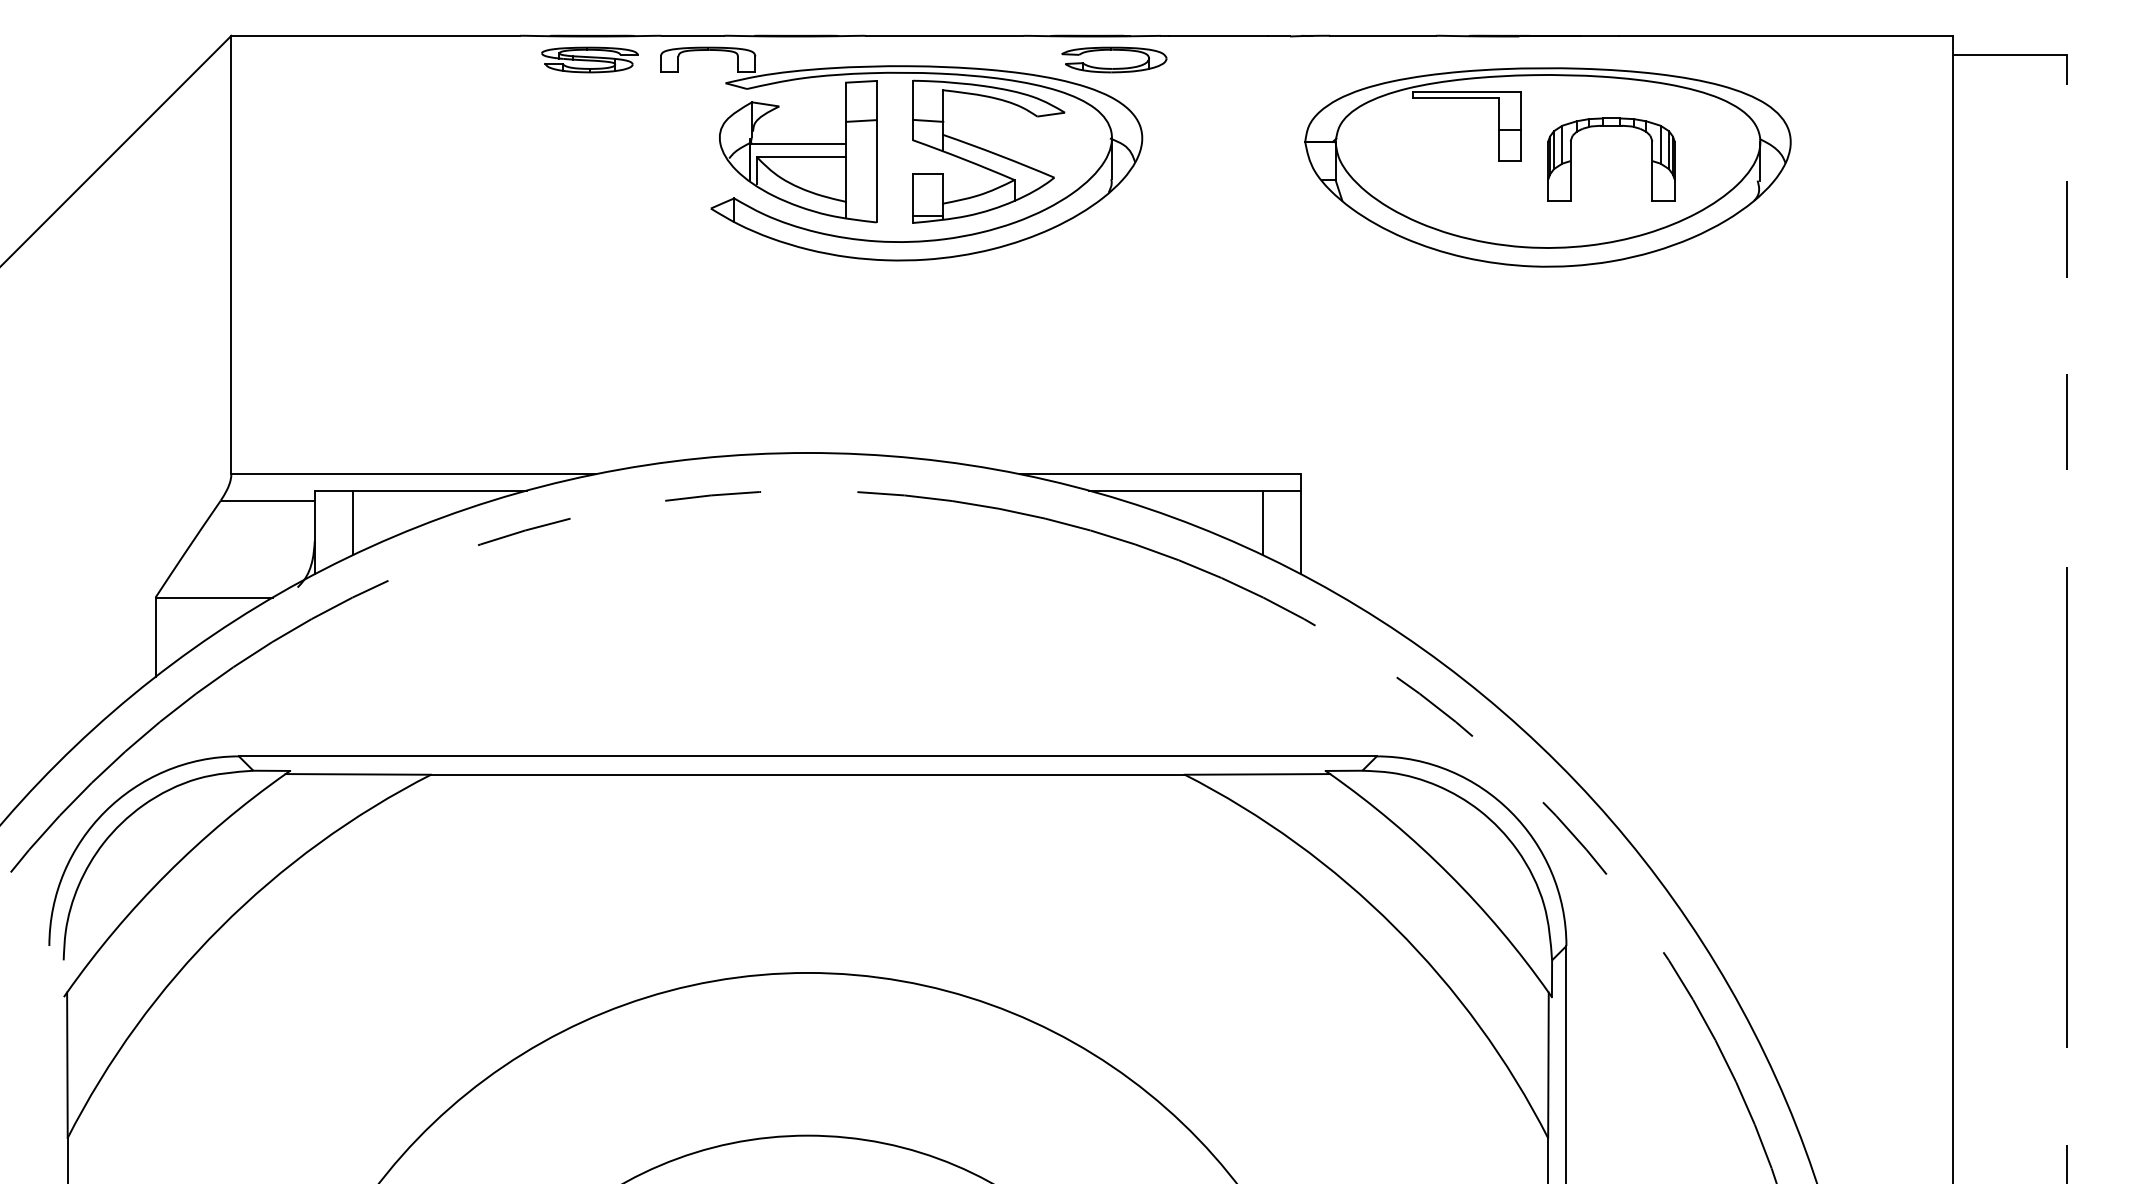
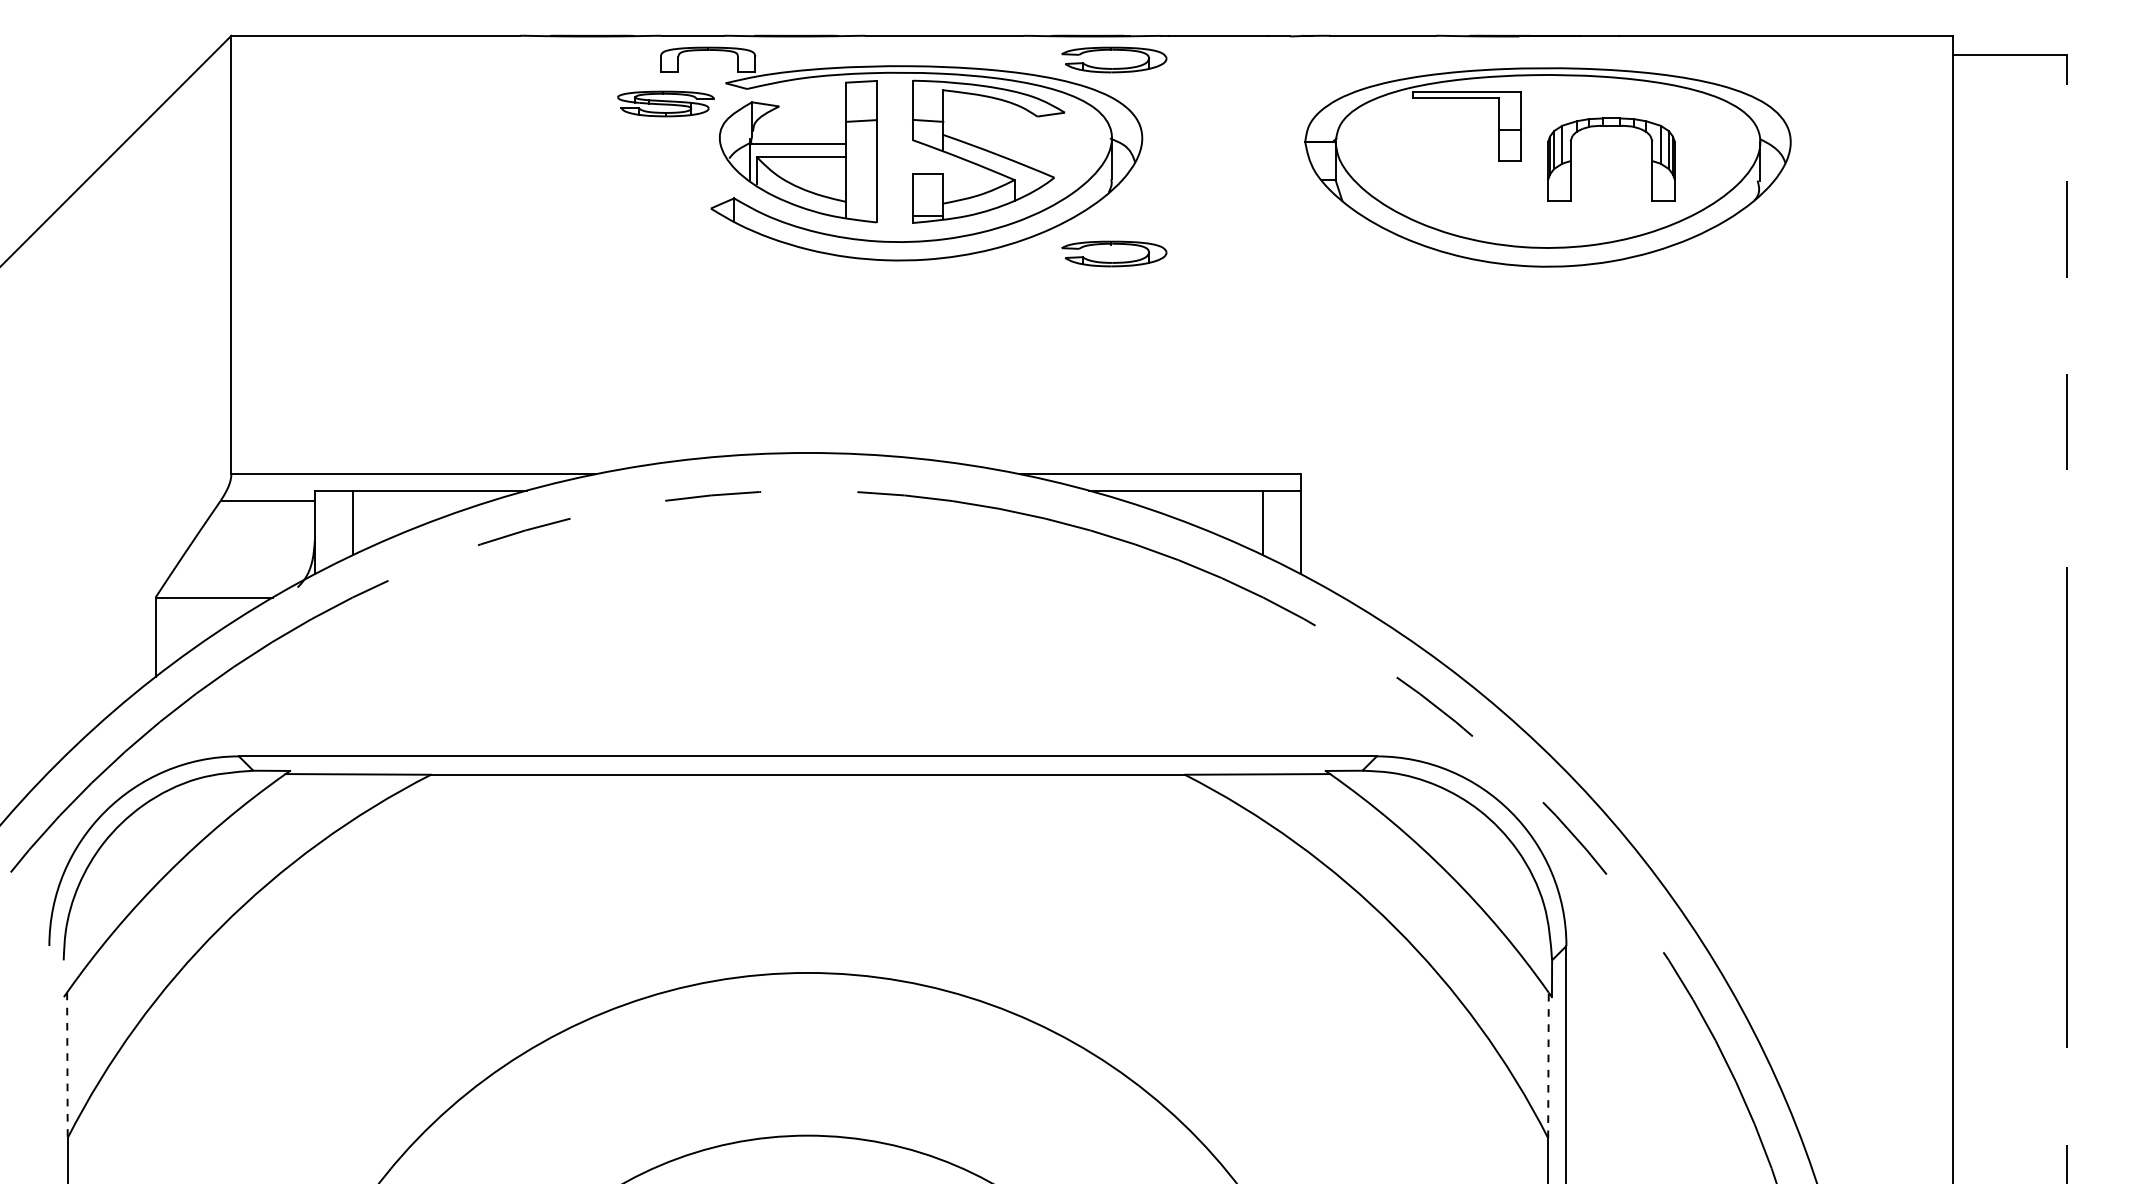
part position: (589, 59) -> (665, 103) (665, 103)
part: none -> present (1117, 261)
line: solid -> dashed (67, 1065)
line: solid -> dashed (1548, 1065)
